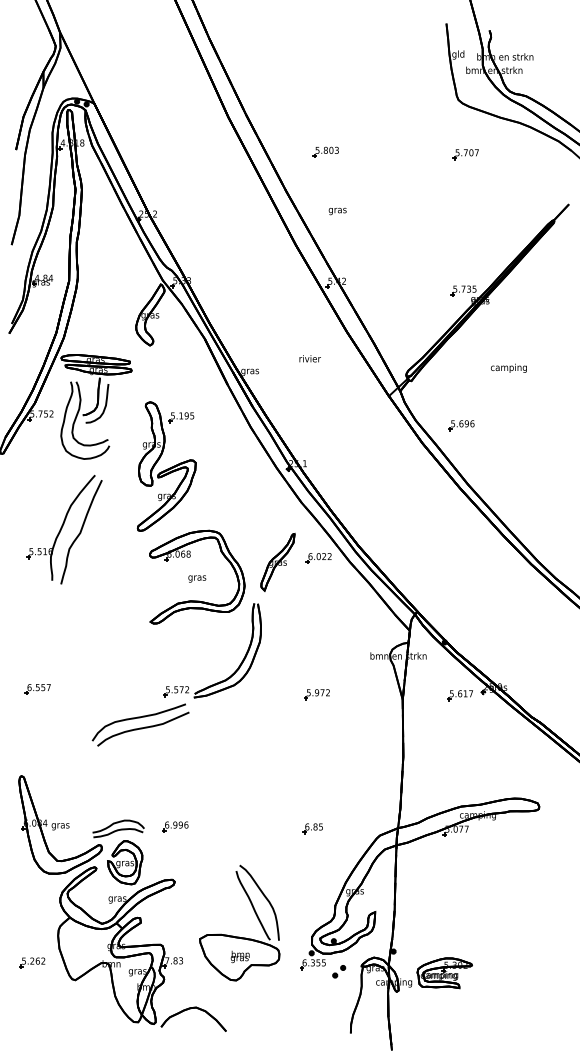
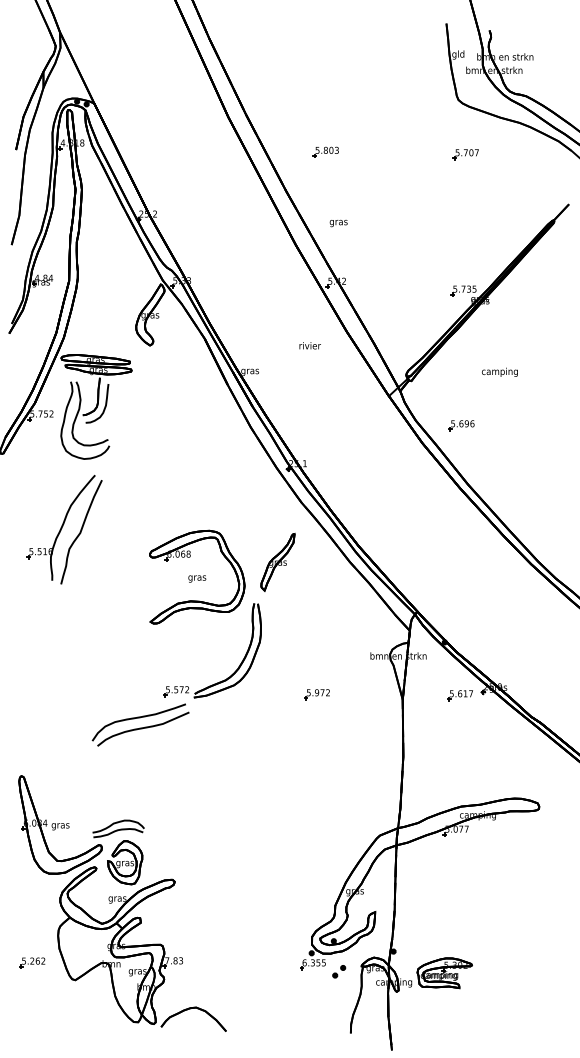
text position: (337, 211) -> (338, 223) (338, 223)
text position: (309, 358) -> (309, 345) (309, 345)
text position: (508, 367) -> (499, 371) (499, 371)
part: present -> none (166, 466)
part: present -> none (318, 558)
part: present -> none (37, 689)
part: present -> none (175, 826)
part: present -> none (312, 828)
part: present -> none (239, 936)
